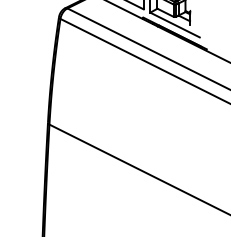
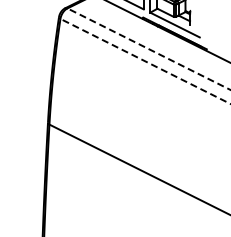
line: solid -> dashed (148, 49)
line: solid -> dashed (145, 61)
